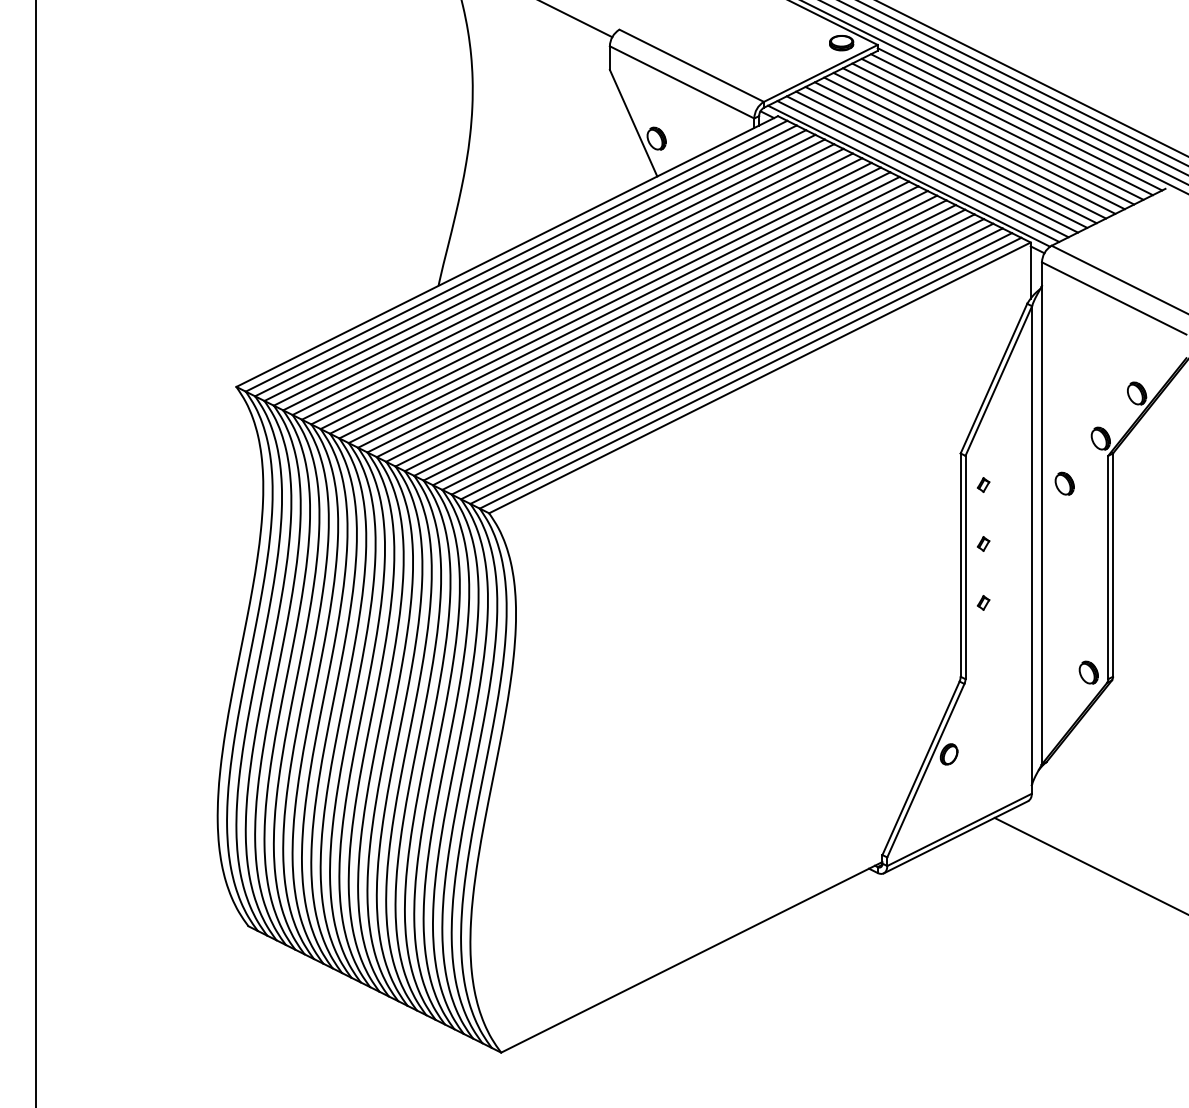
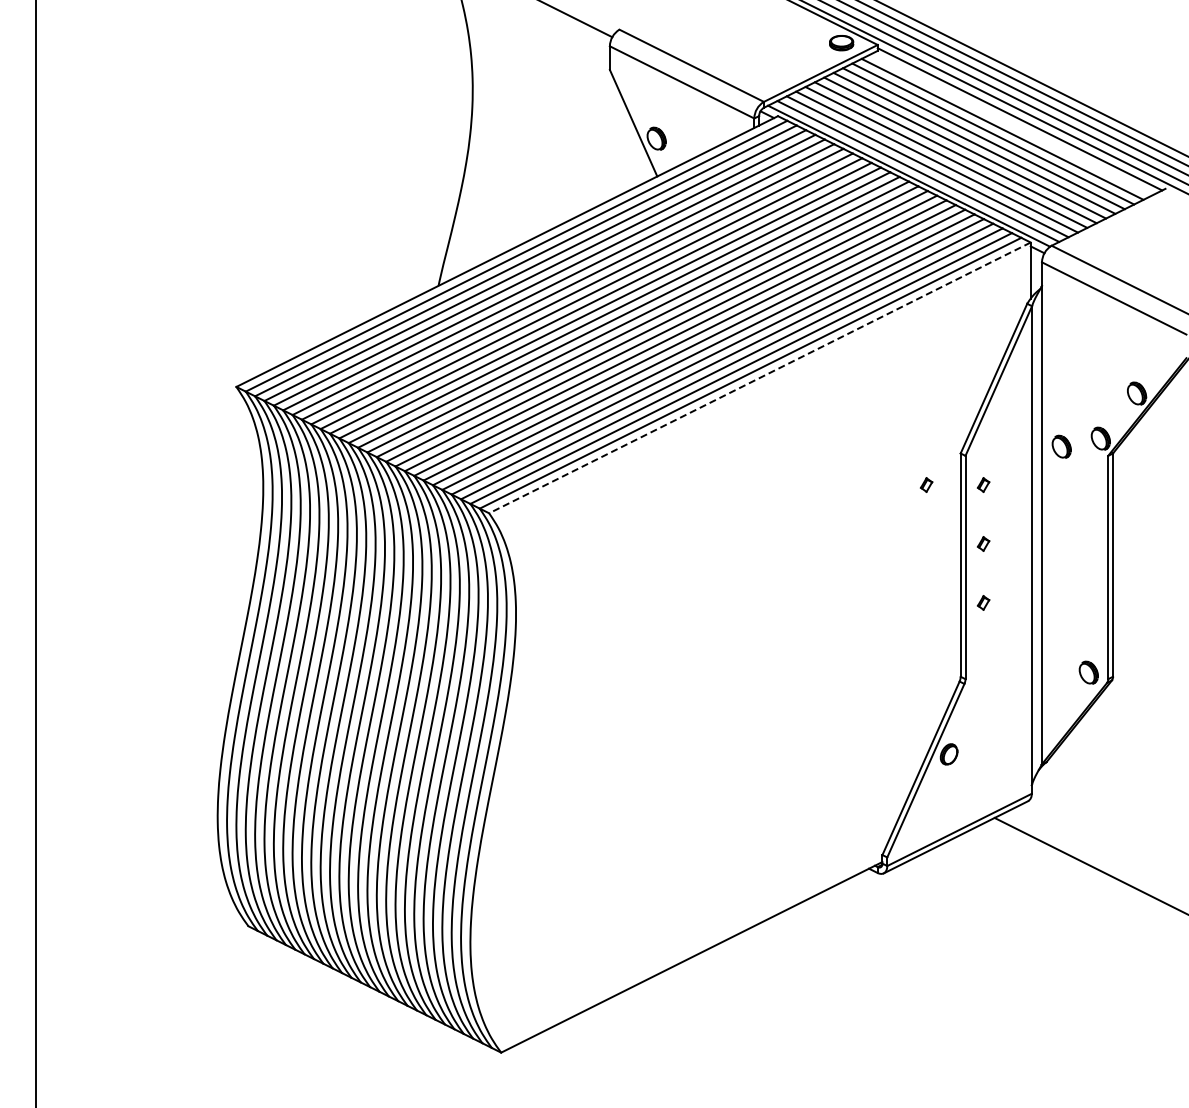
line: present -> none (1011, 124)
line: solid -> dashed (759, 377)
part position: (1064, 483) -> (1061, 446) (1061, 446)
part: none -> present (926, 484)
